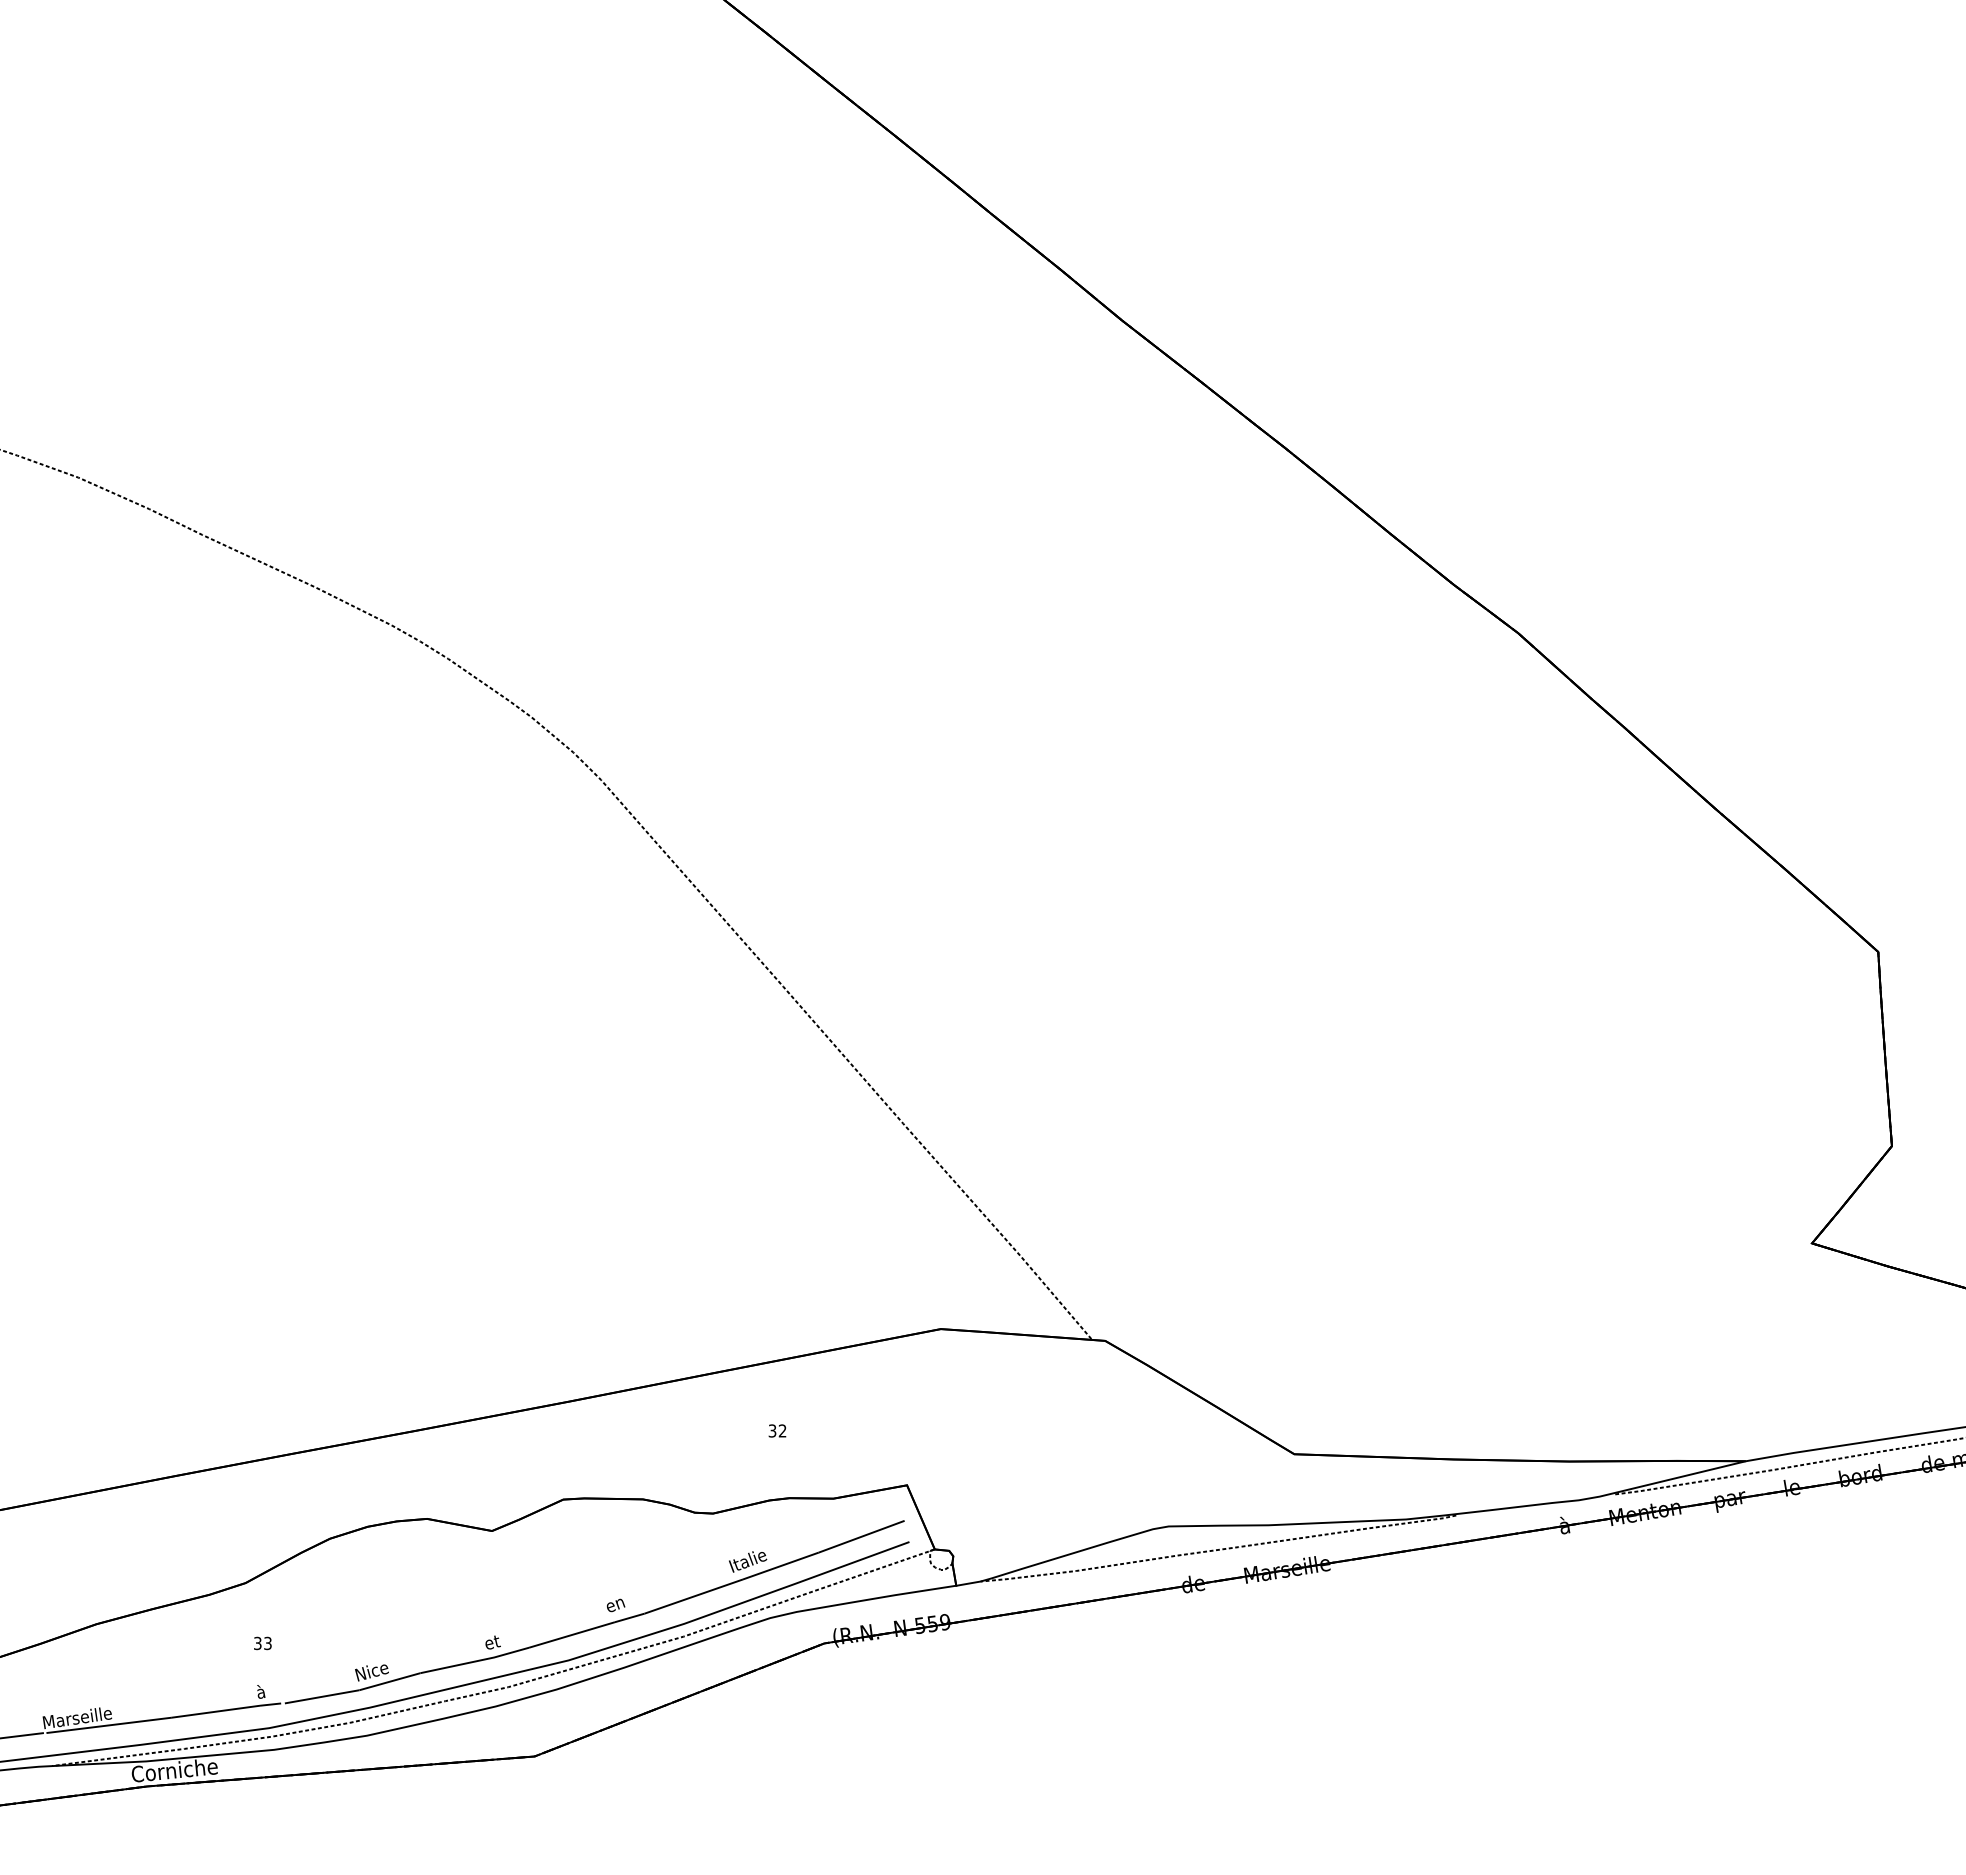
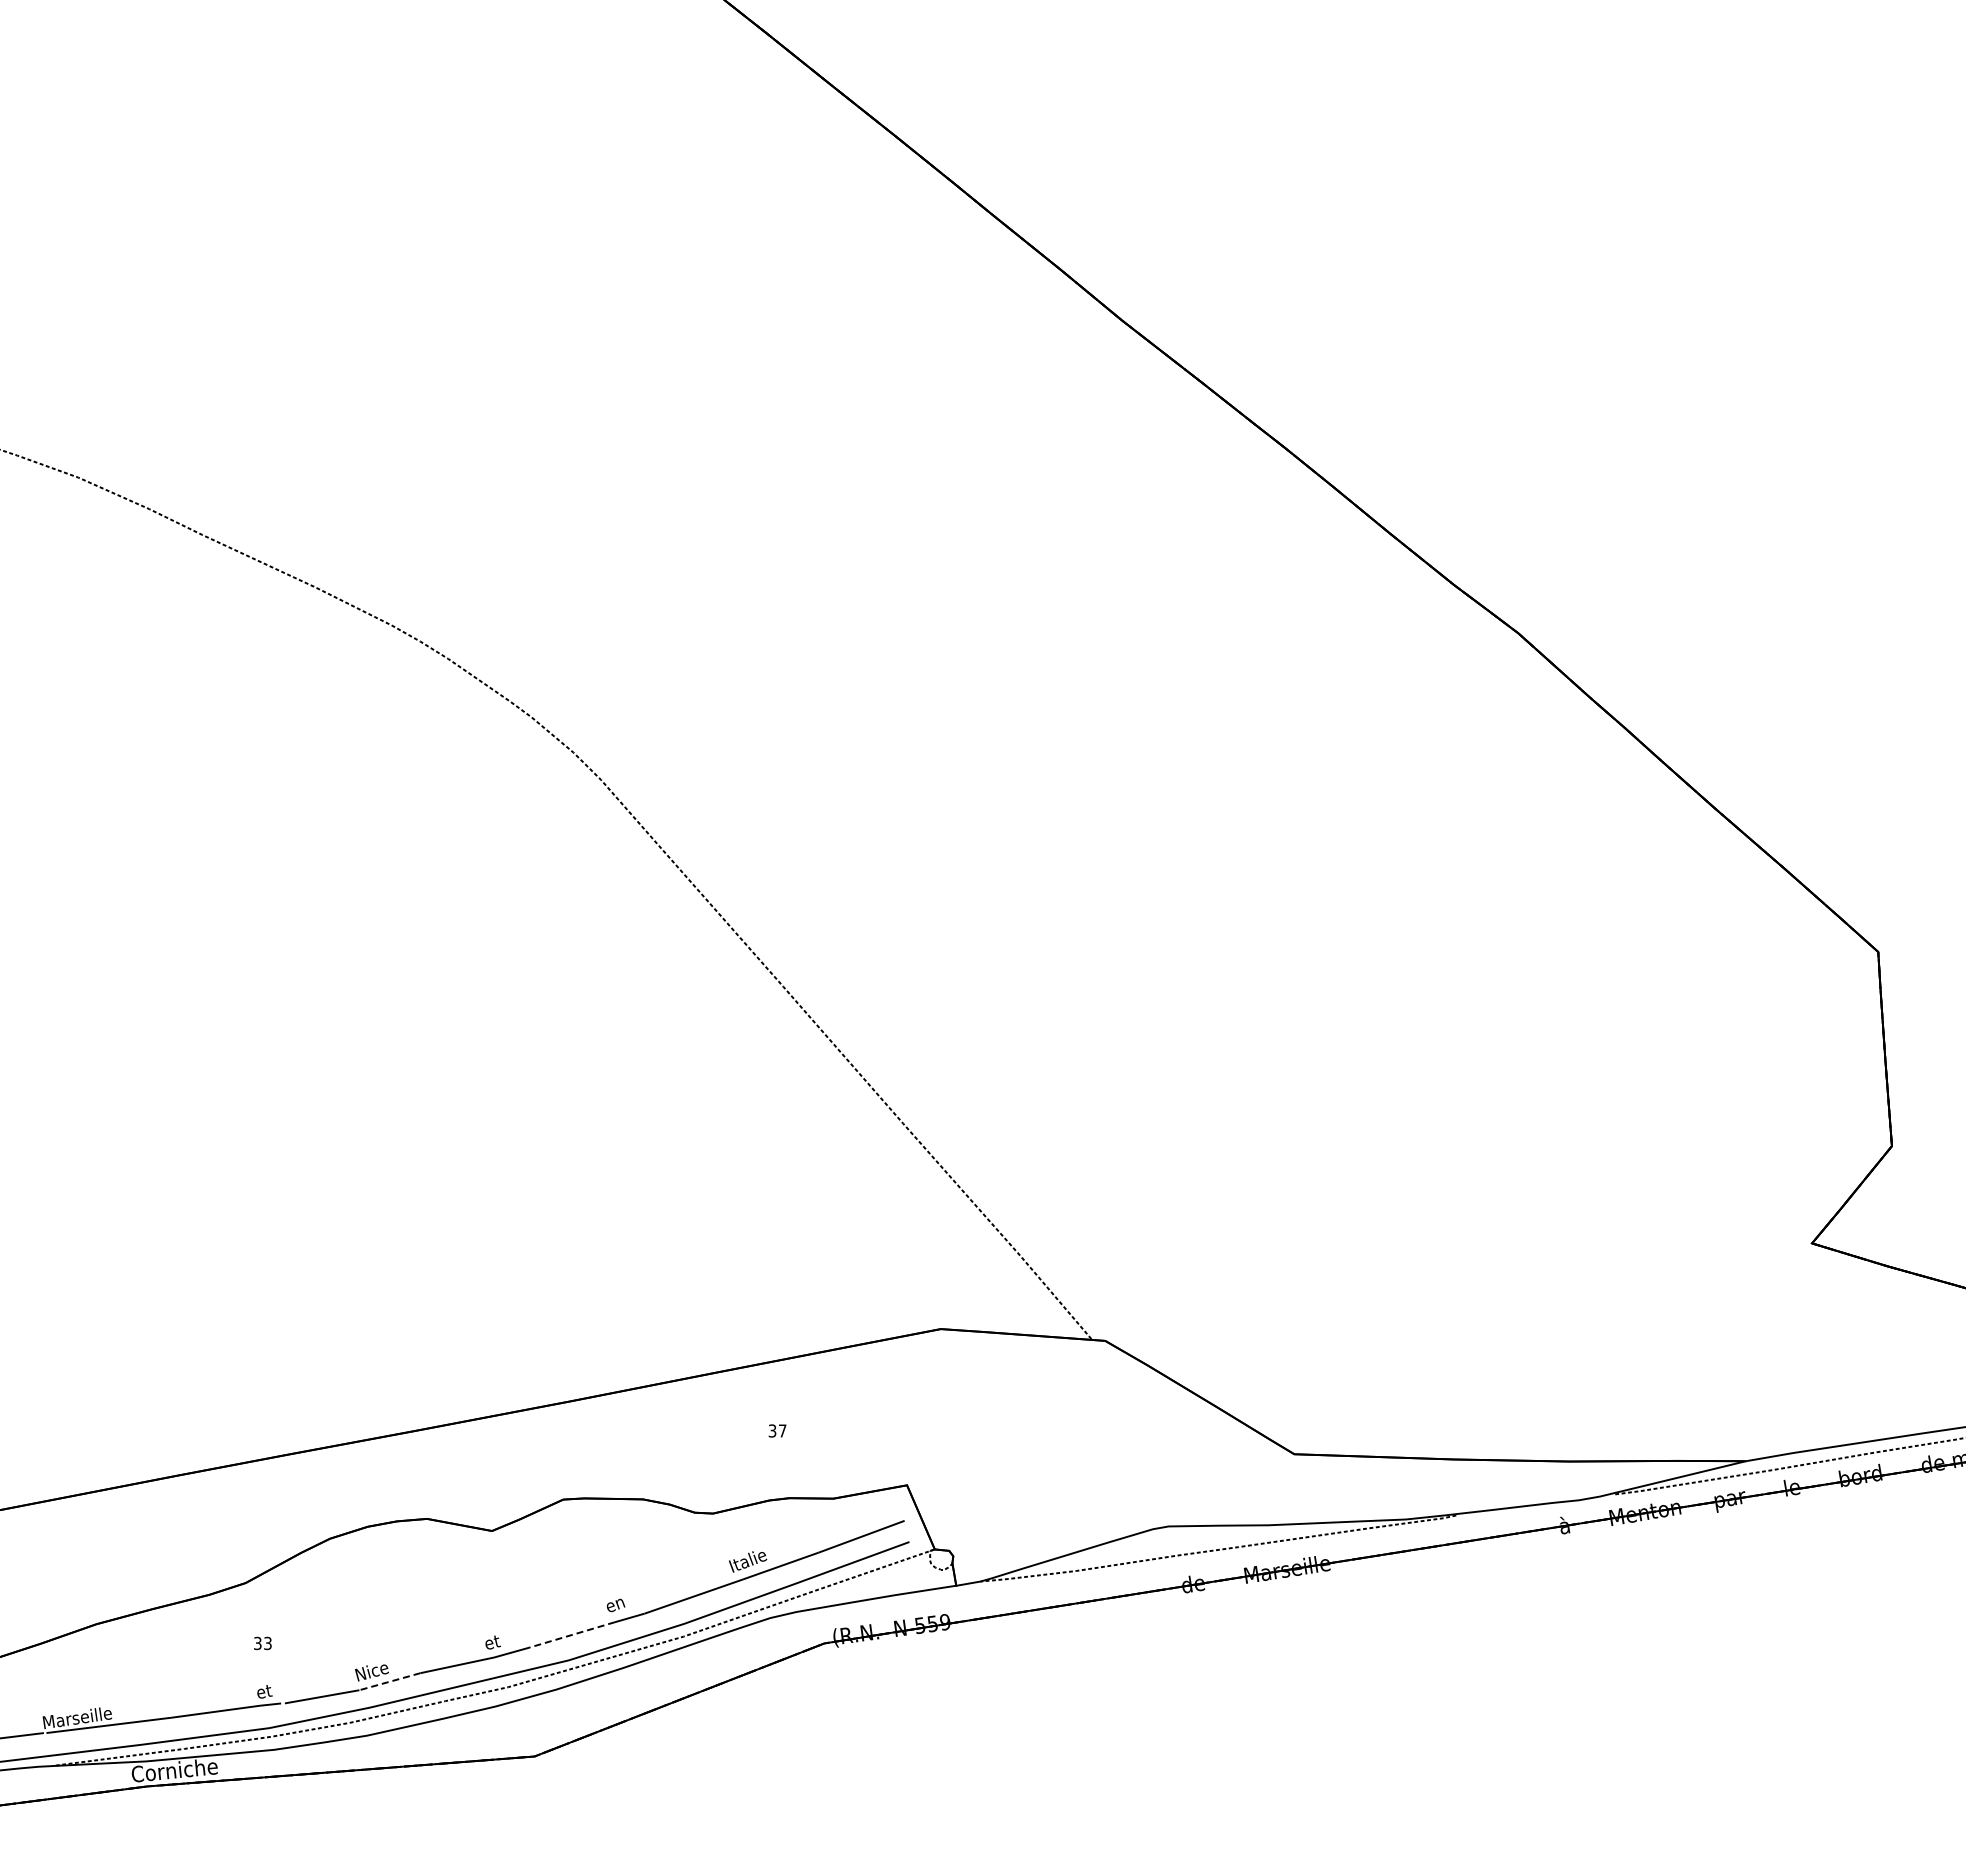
text: 32 -> 37 (782, 1430)
line: solid -> dashed (571, 1634)
line: solid -> dashed (389, 1681)
text: à -> et (264, 1691)
